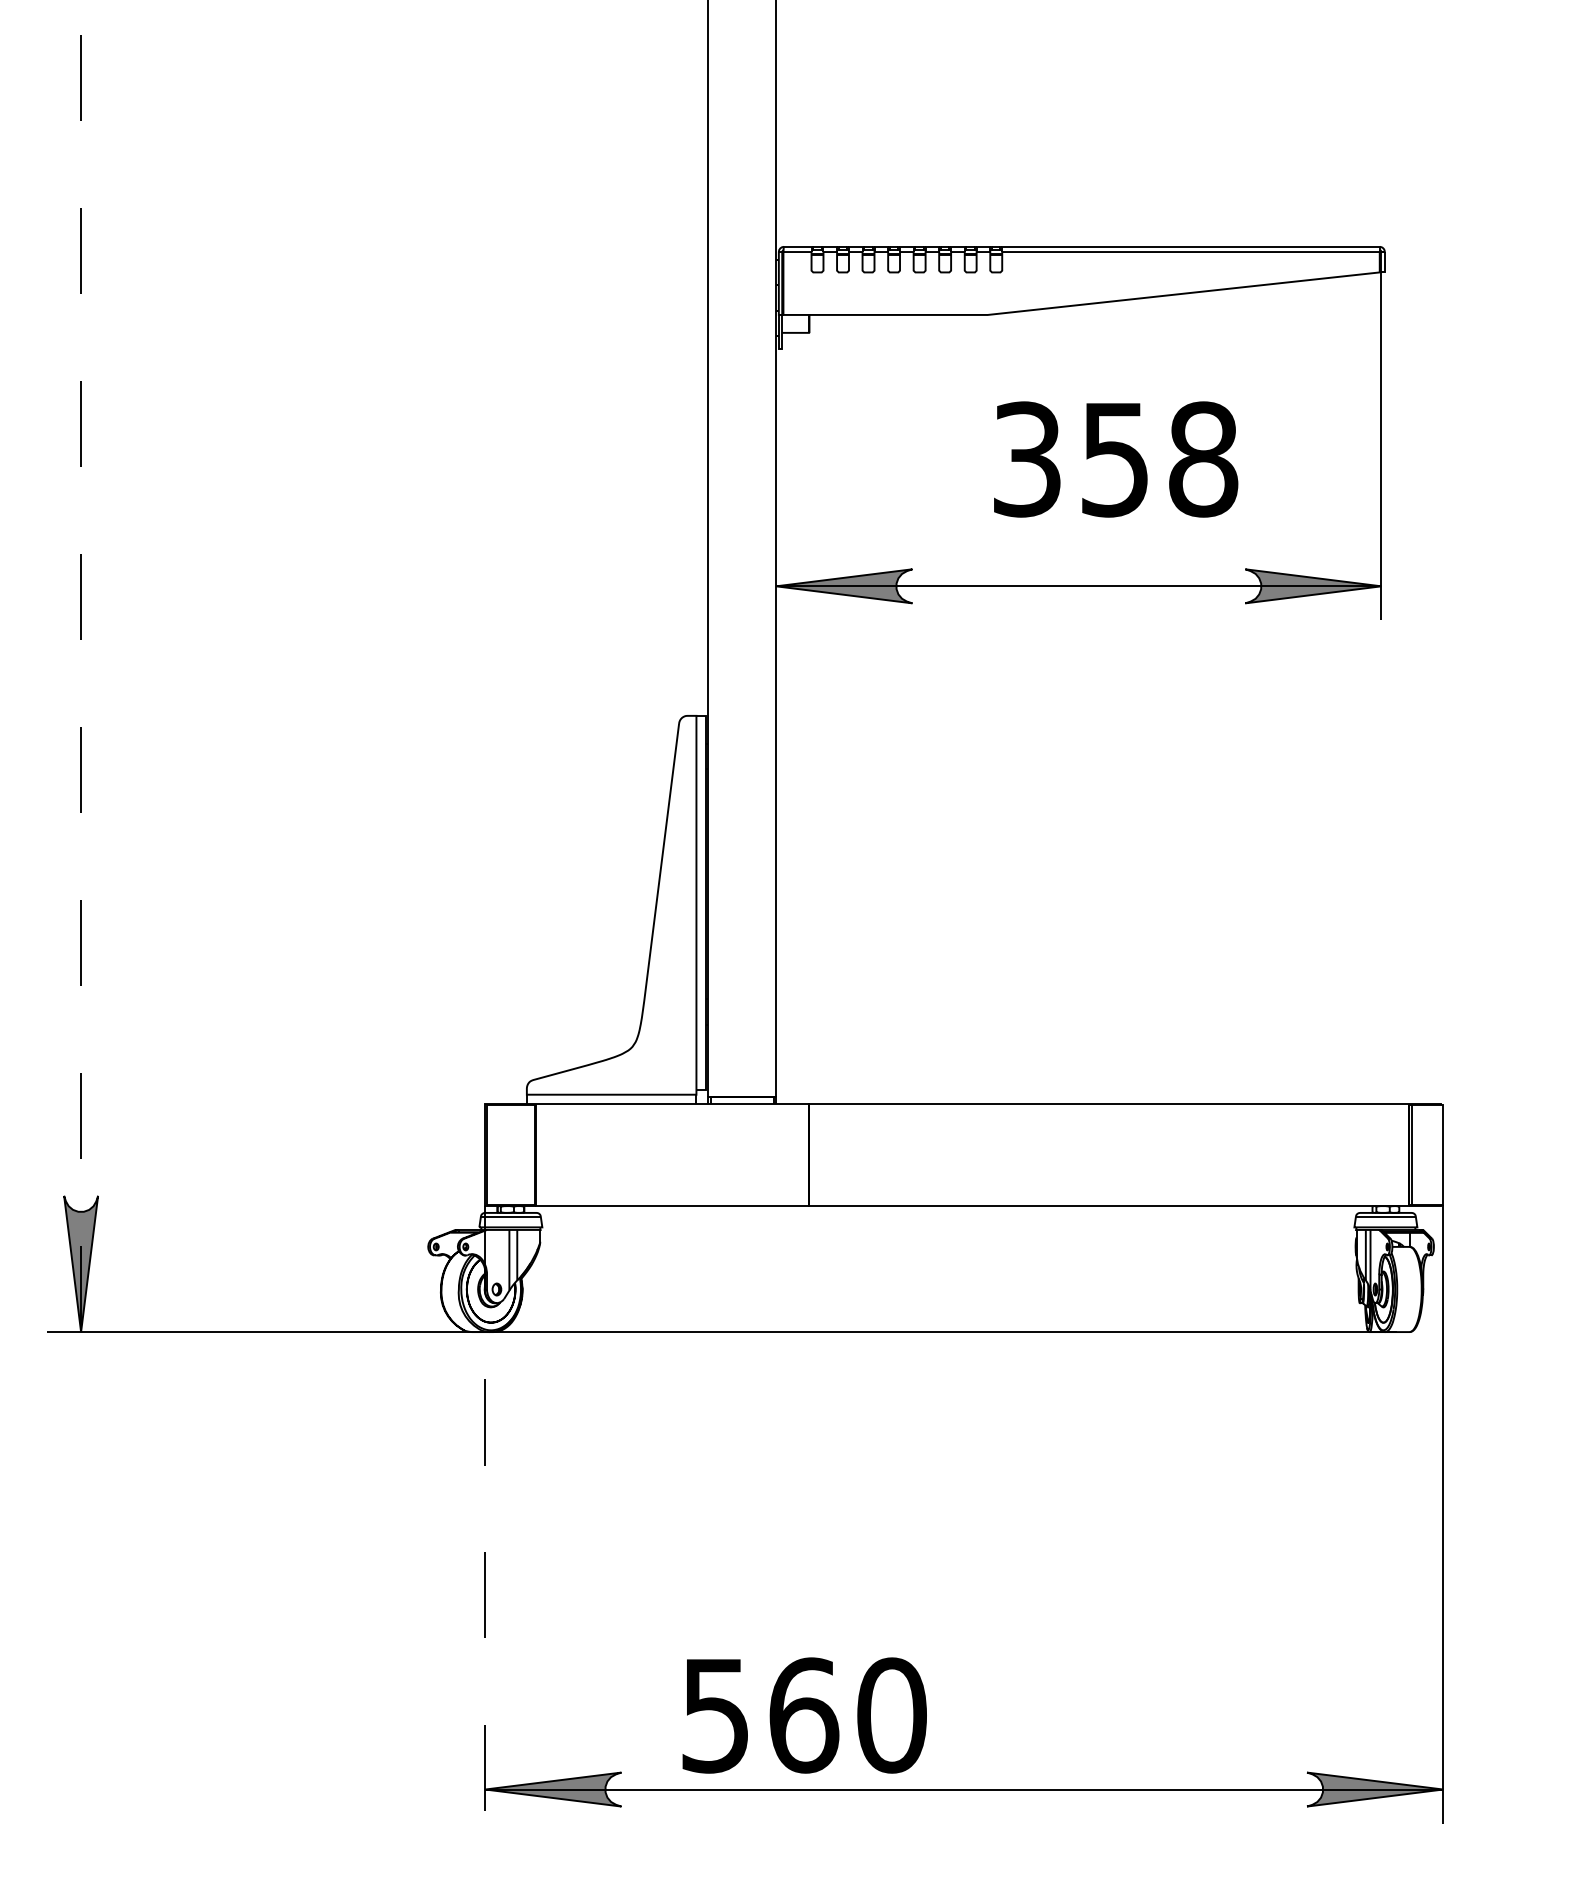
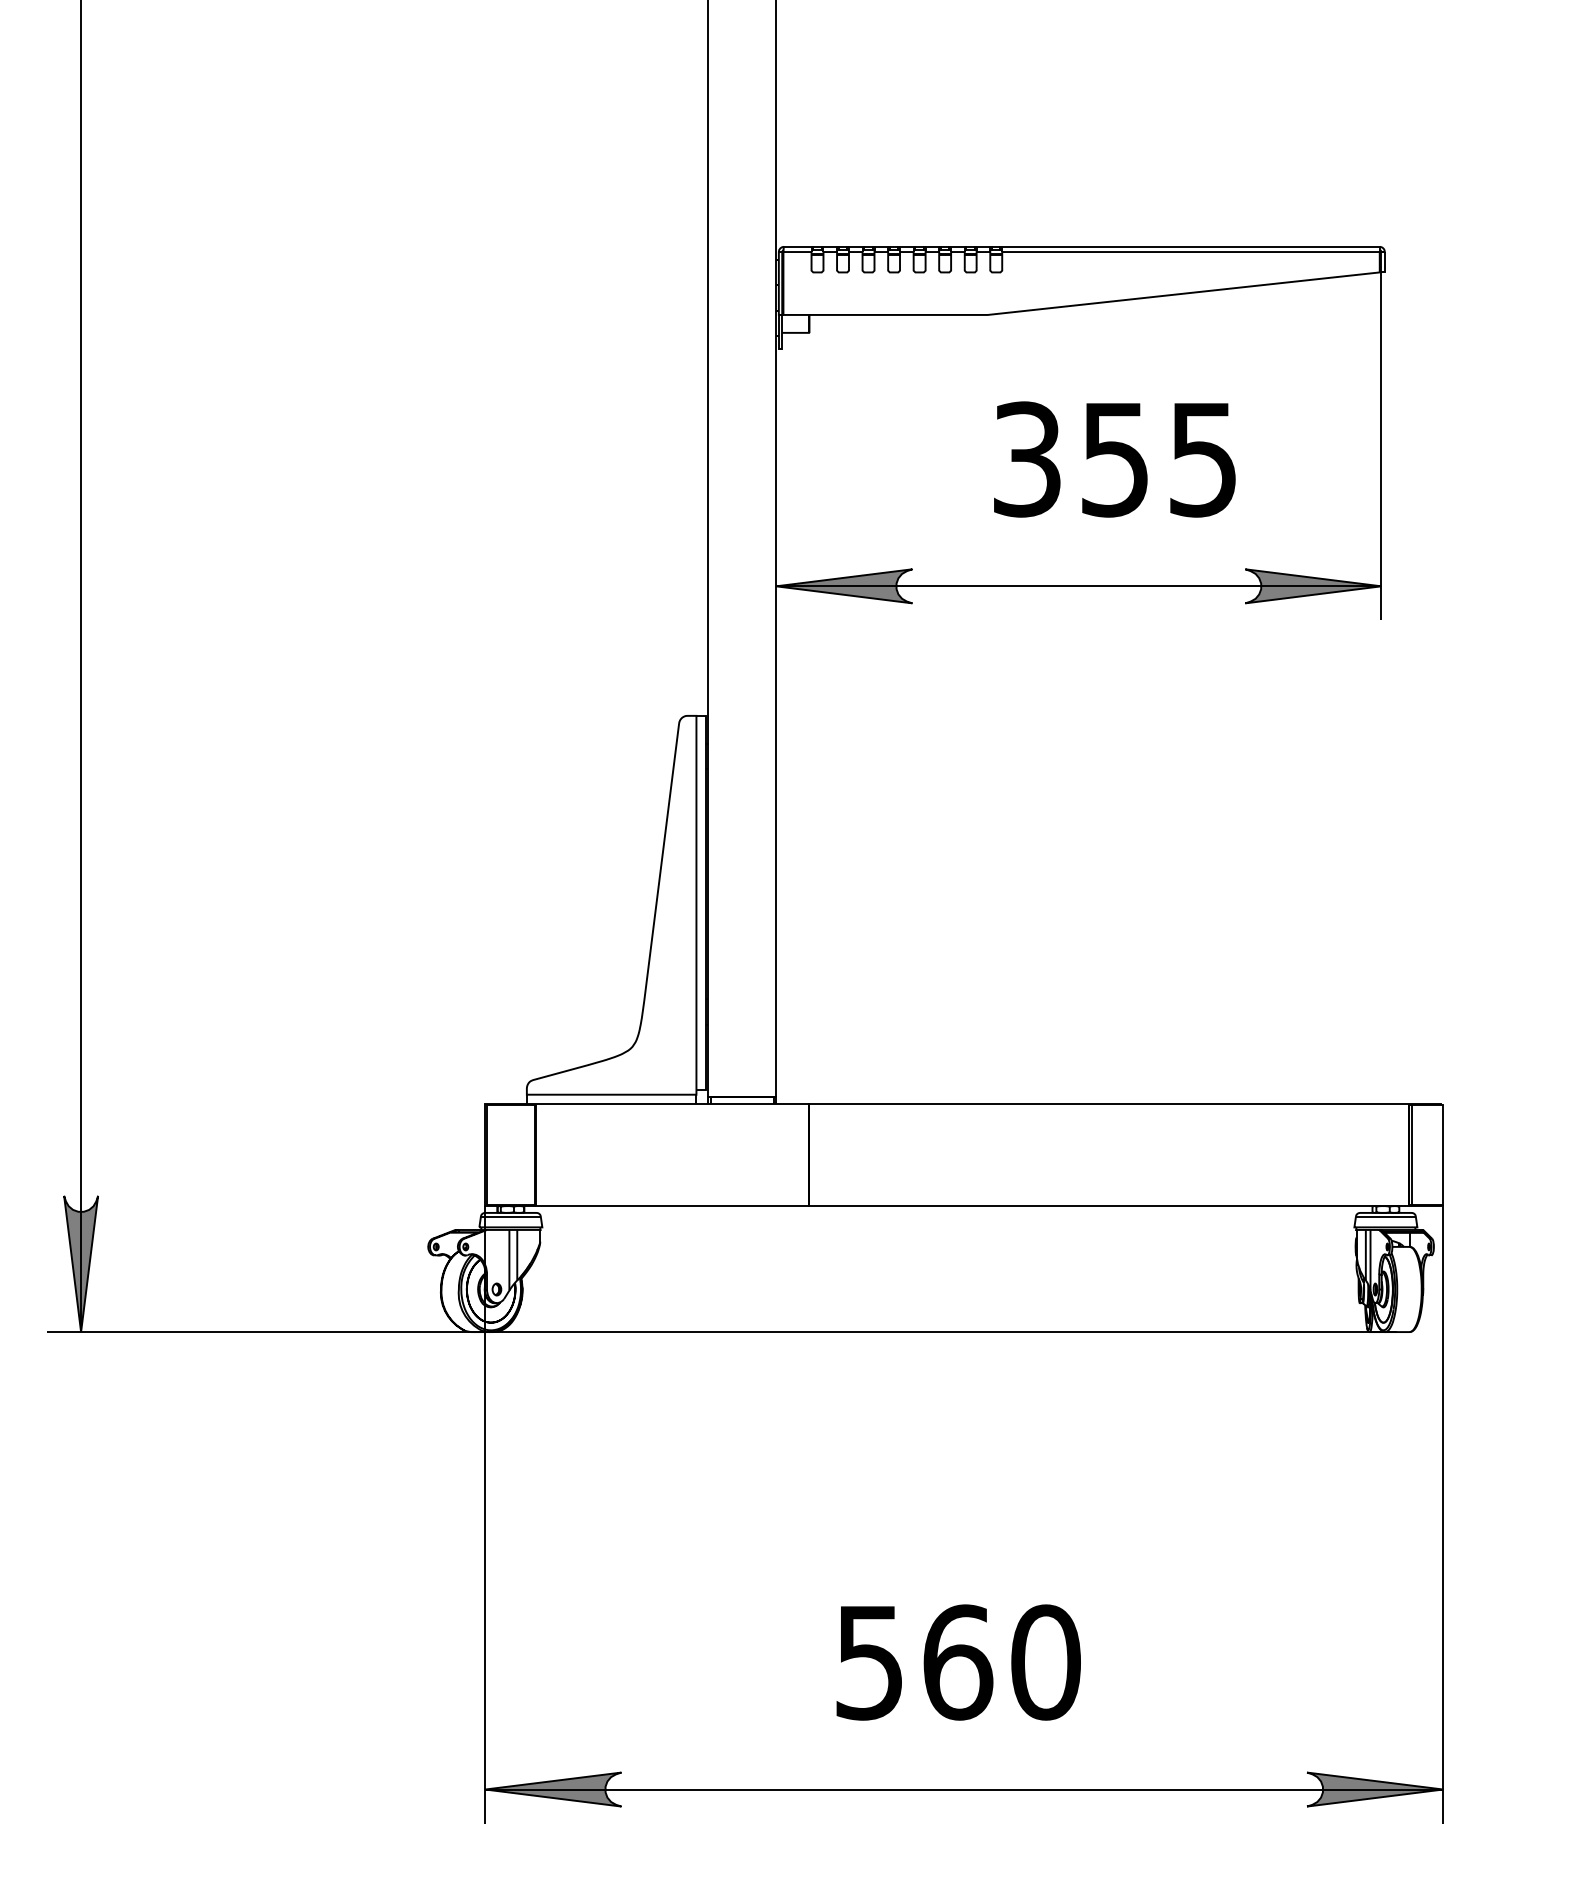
text: 358 -> 355 (1203, 459)
line: dashed -> solid (81, 666)
line: dashed -> solid (485, 1514)
text position: (804, 1715) -> (958, 1662) (958, 1662)
